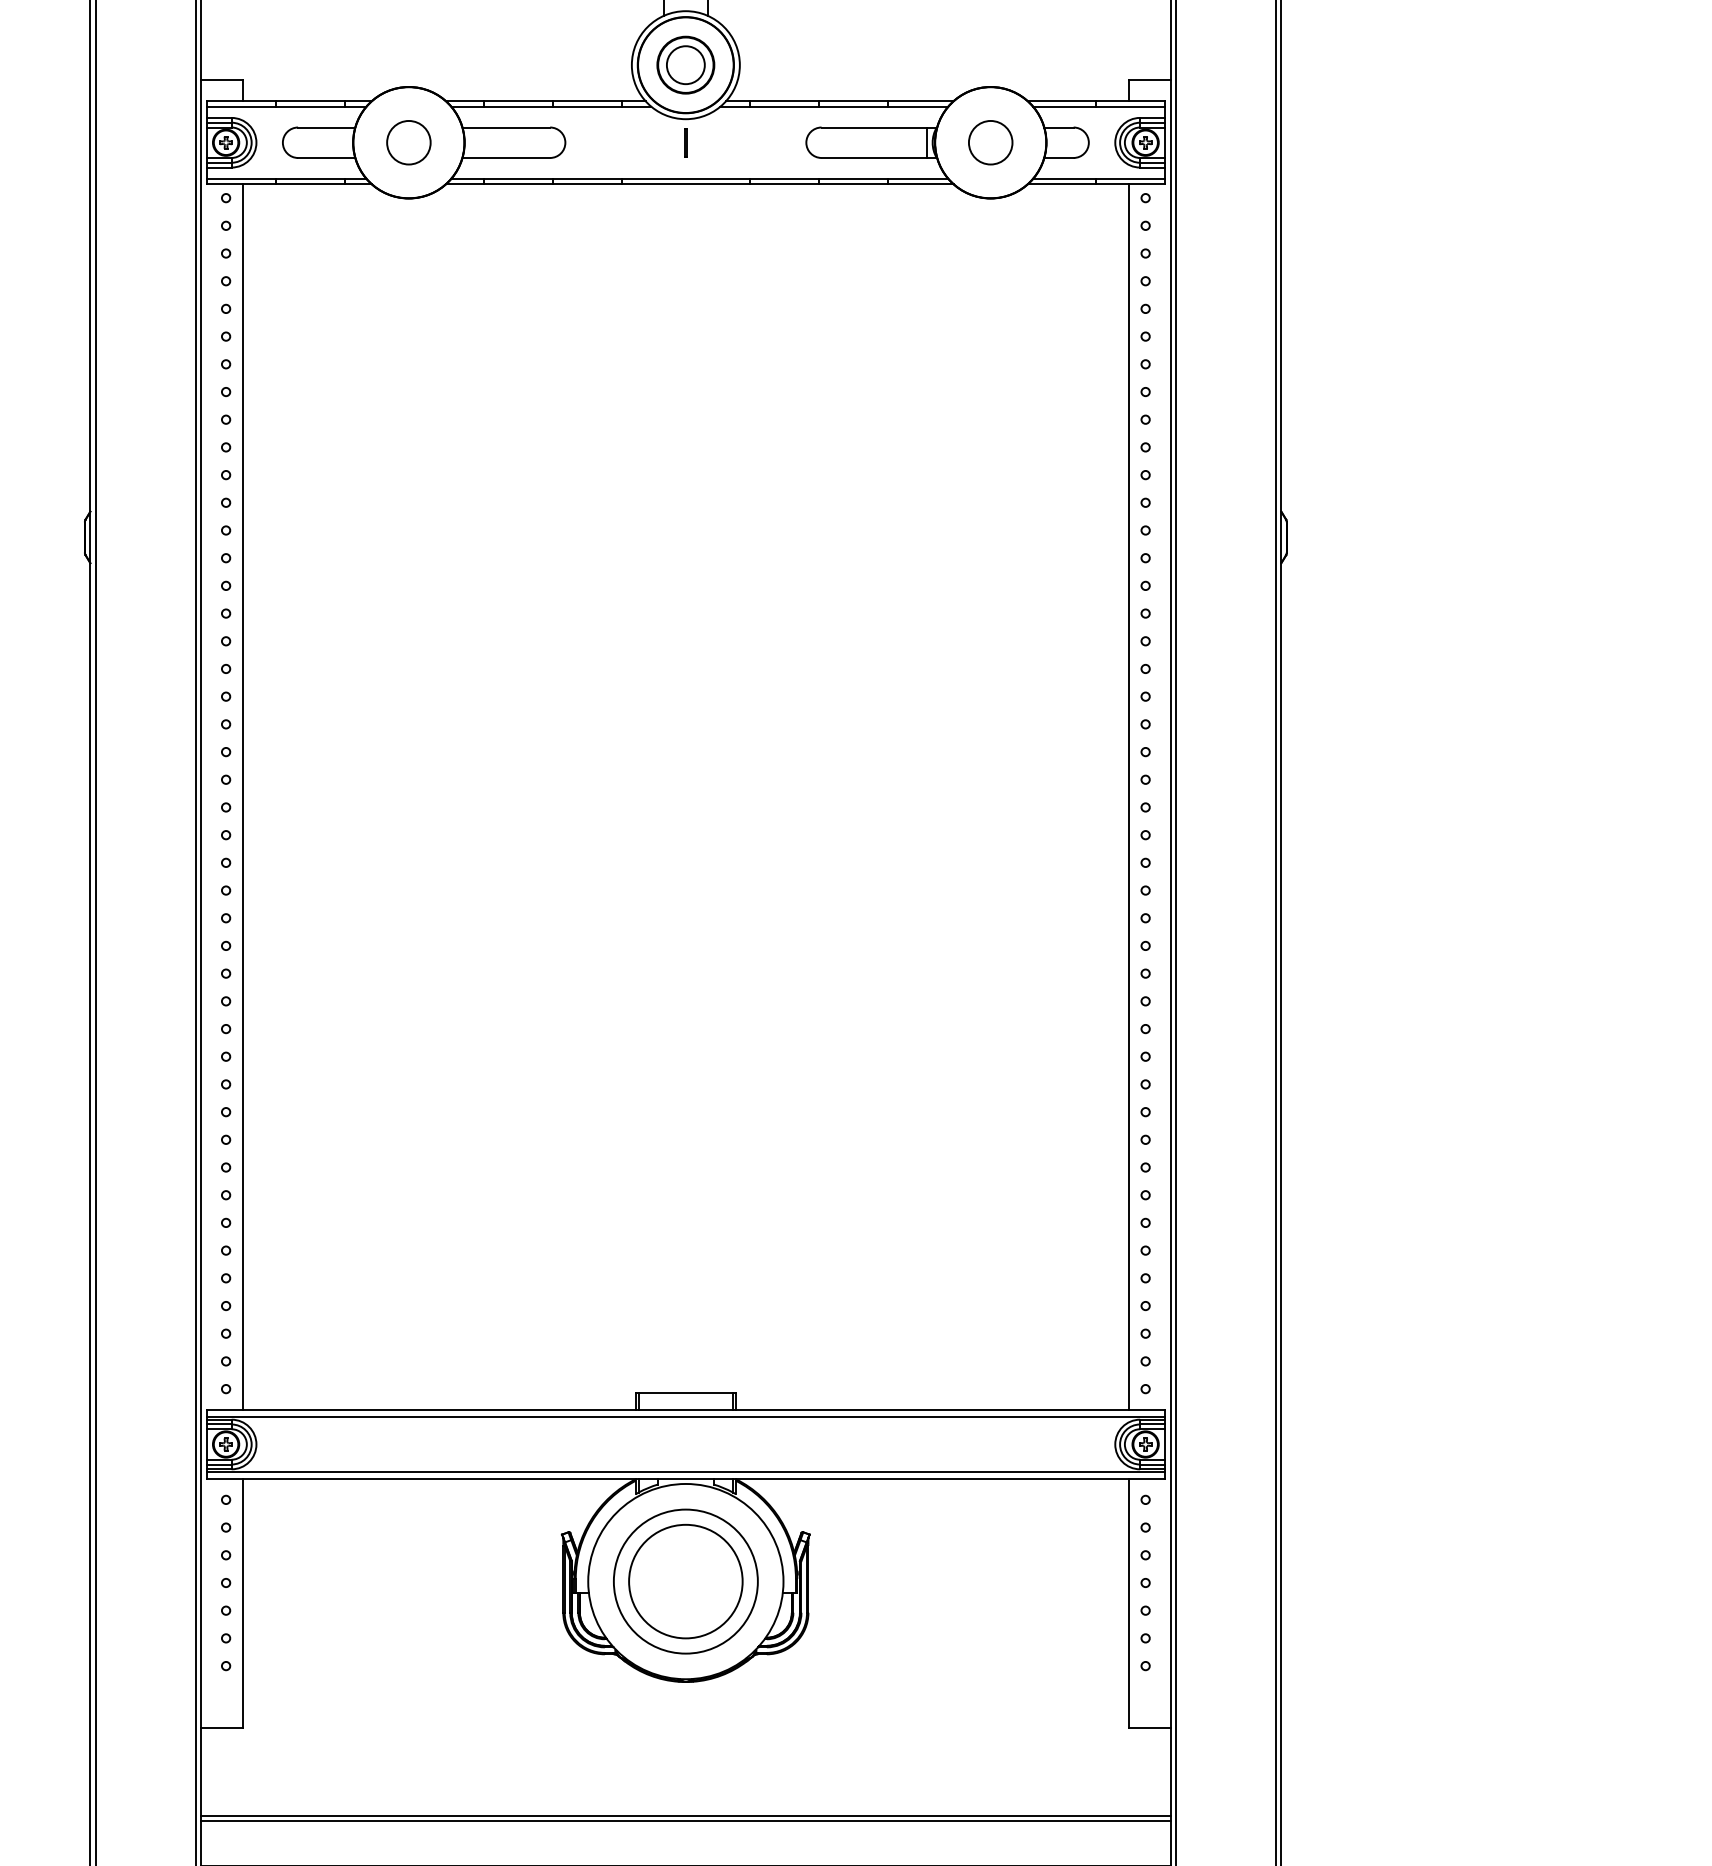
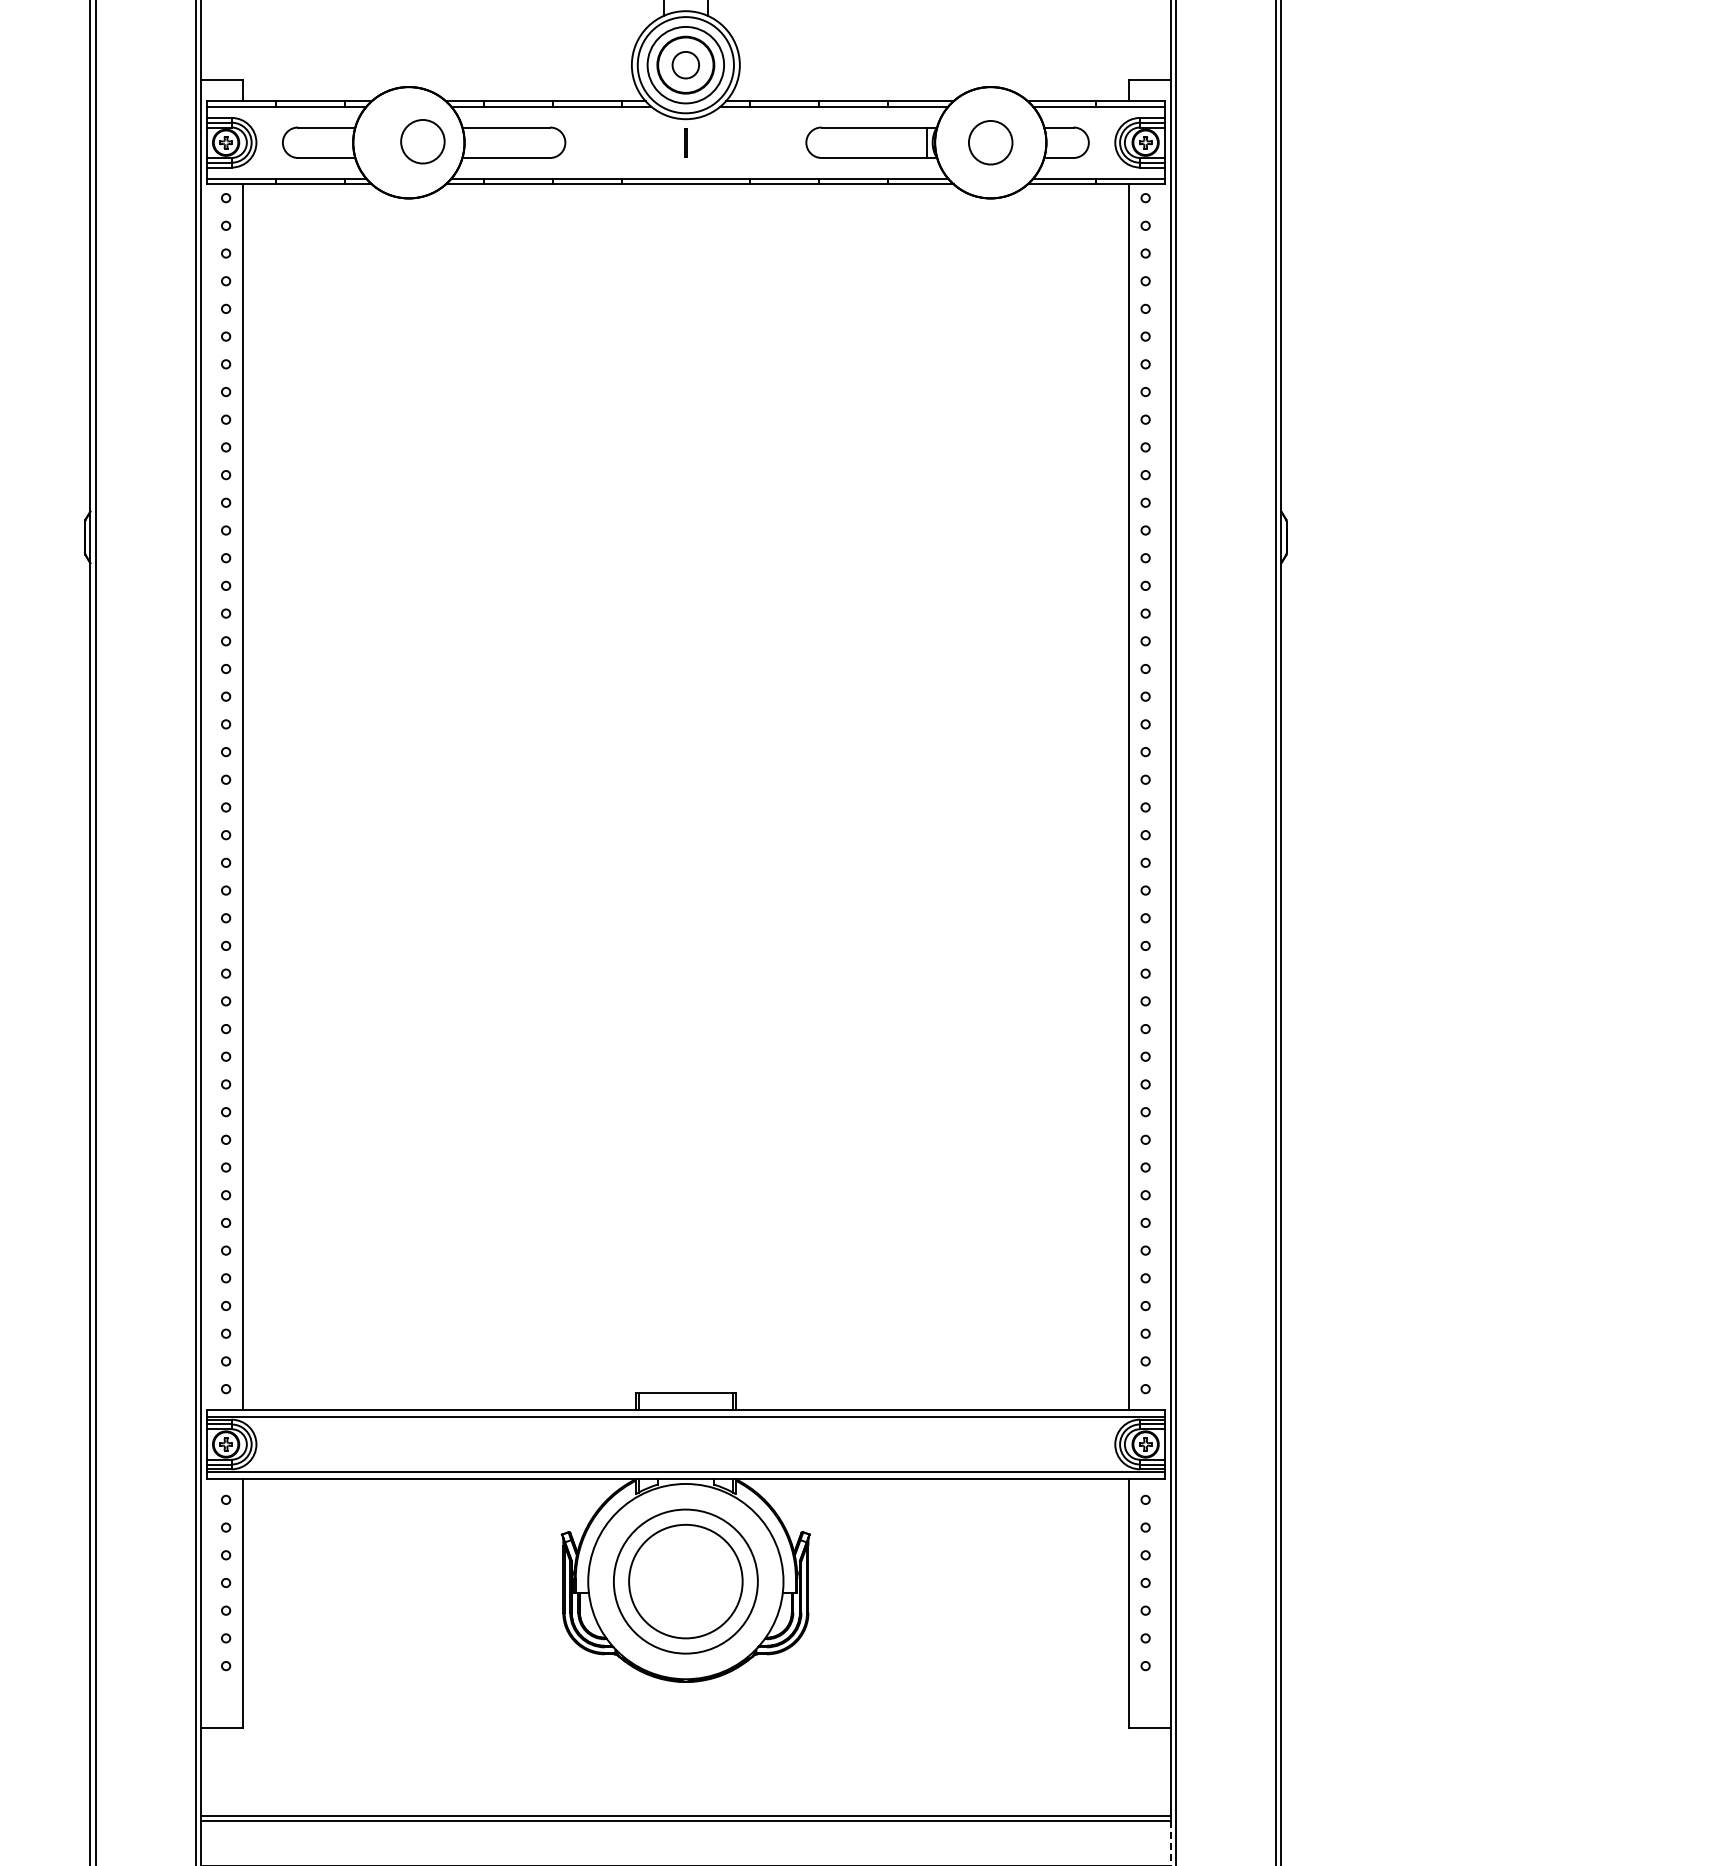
circle diameter: 38 px -> 27 px (685, 64)
circle diameter: 96 px -> 76 px (685, 64)
circle position: (408, 142) -> (422, 141) (422, 141)
line: solid -> dashed (1170, 1843)
